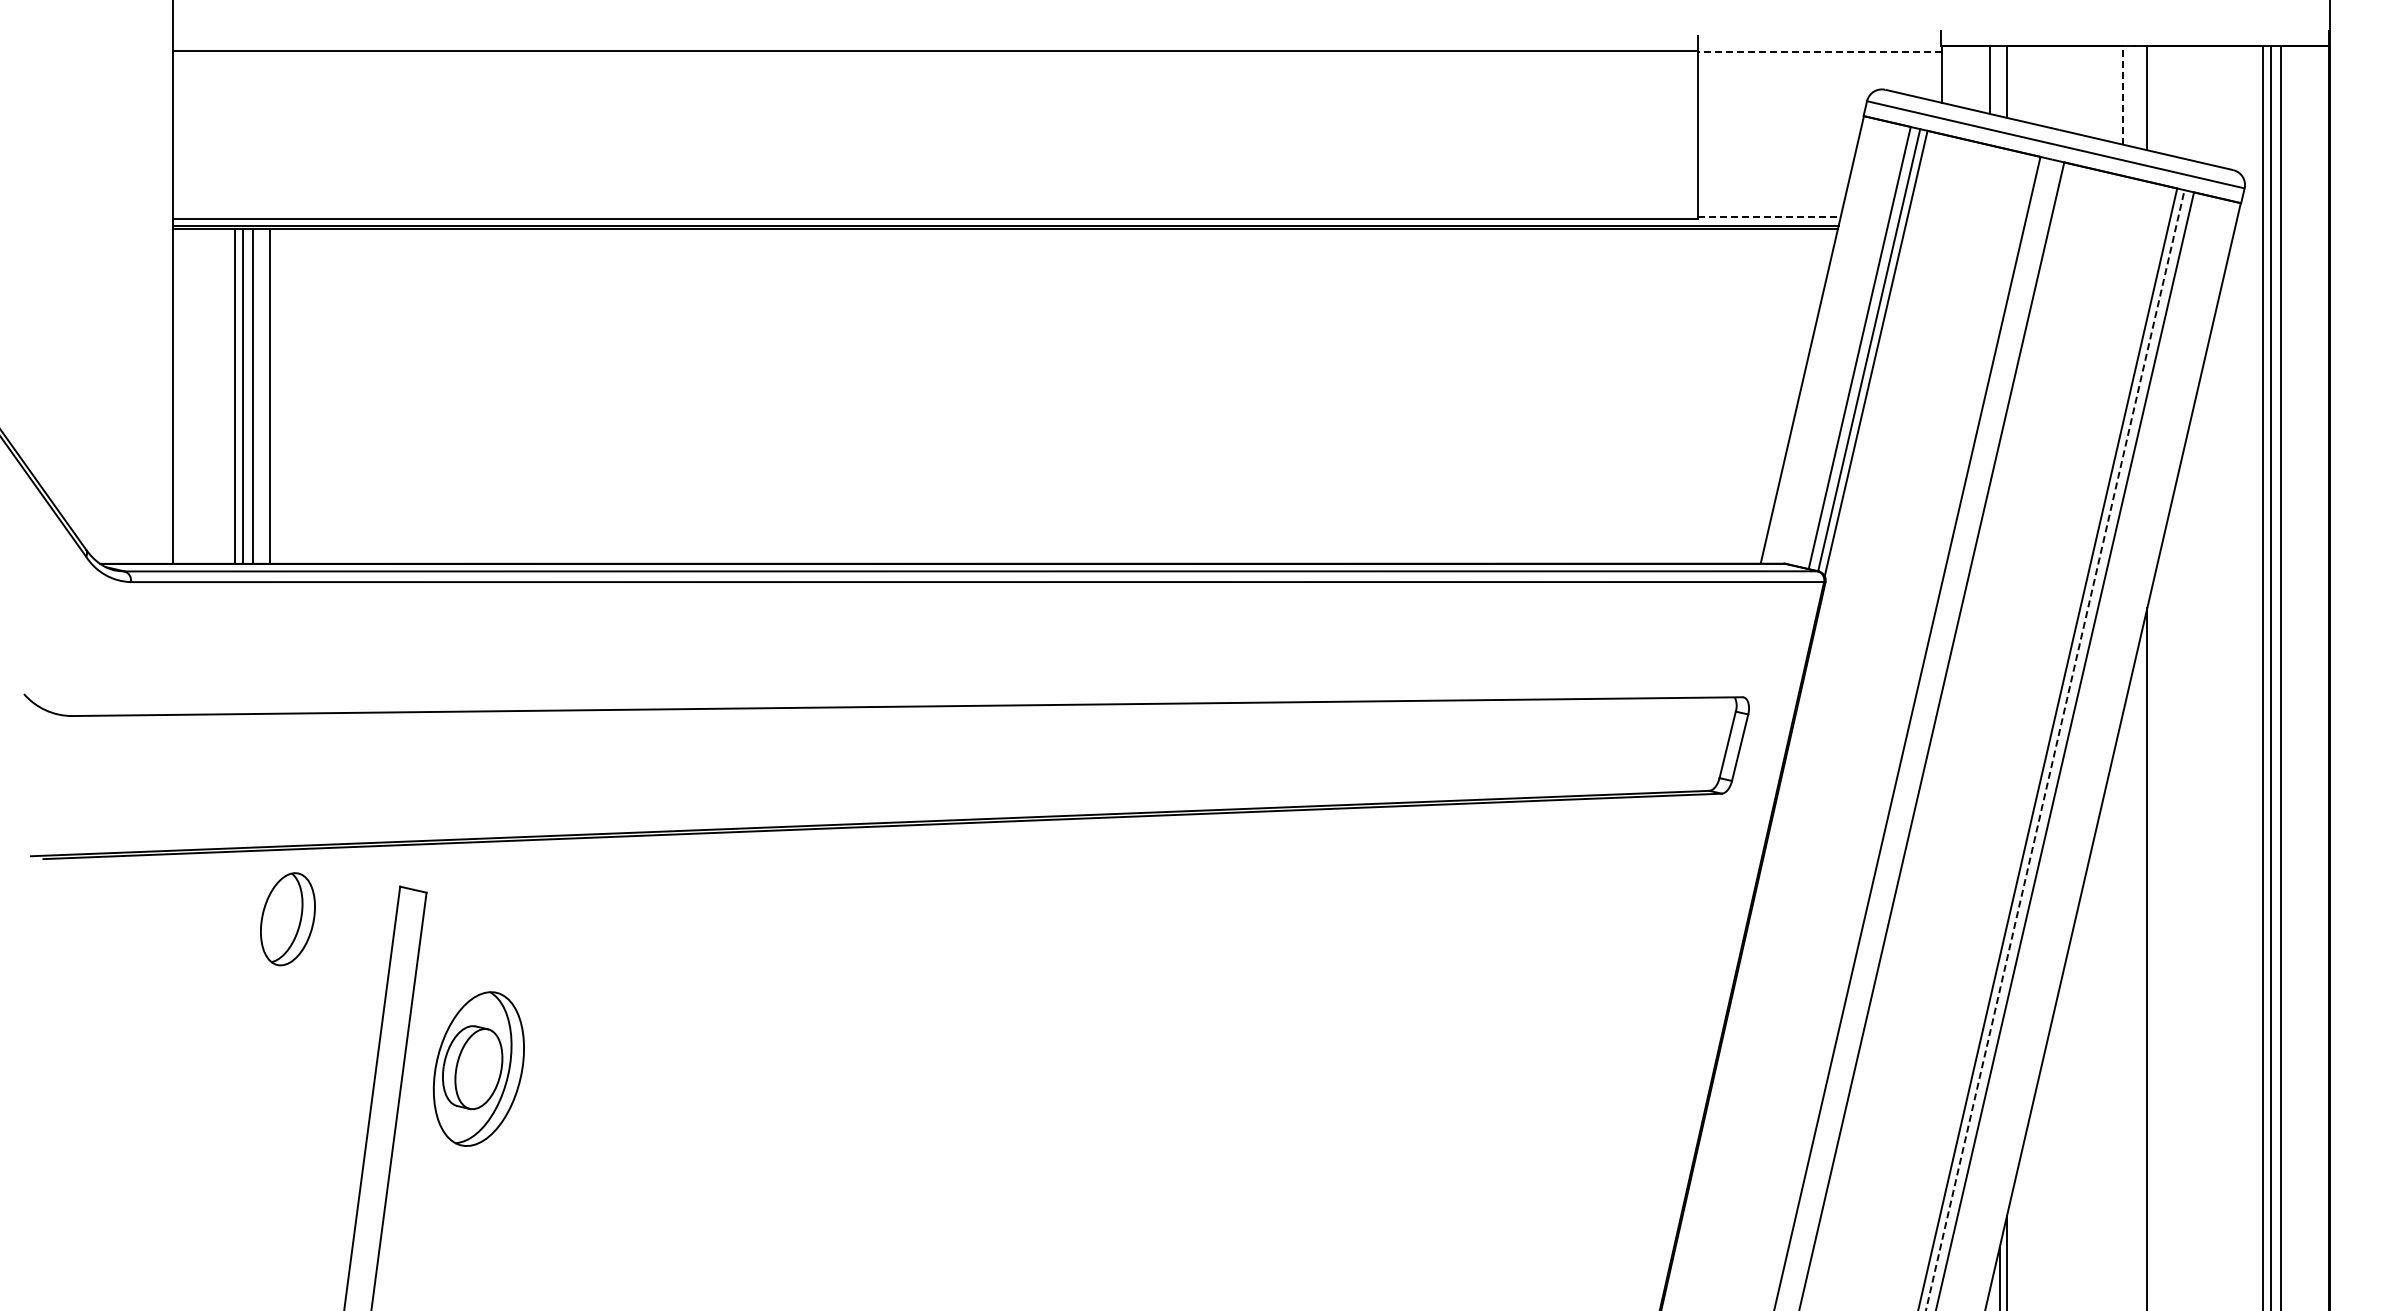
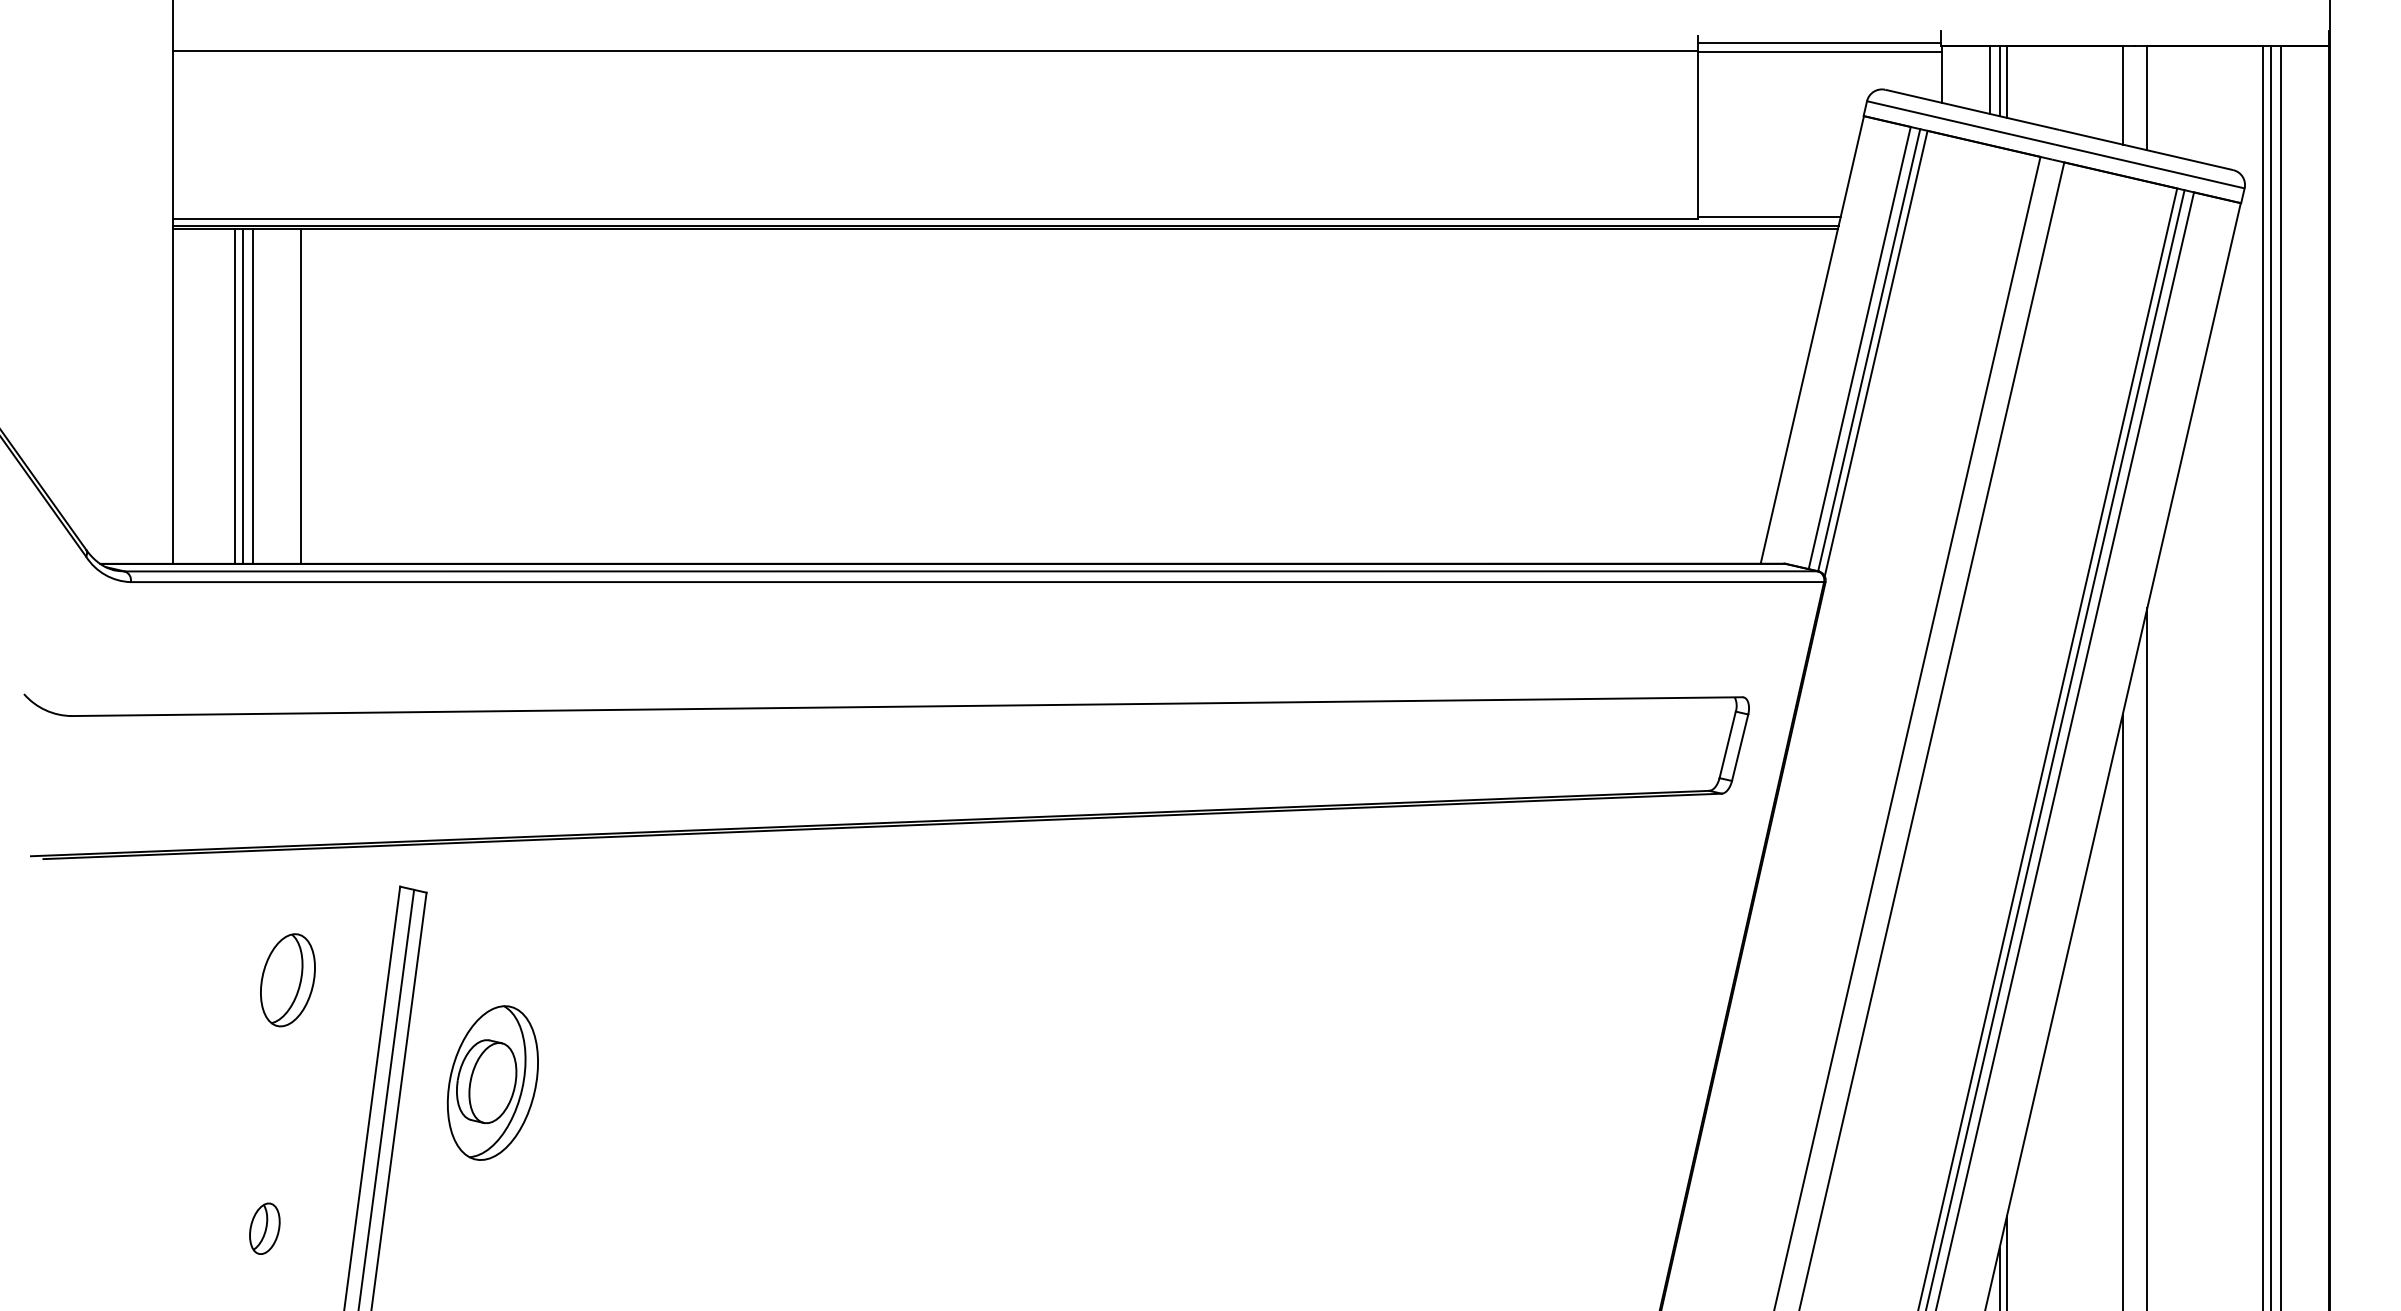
line: none -> present (1819, 42)
line: dashed -> solid (1819, 51)
line: none -> present (1999, 80)
line: dashed -> solid (2123, 94)
line: dashed -> solid (1769, 216)
line position: (269, 395) -> (300, 395) (300, 395)
line: dashed -> solid (2055, 750)
part position: (287, 919) -> (287, 980) (287, 980)
line: none -> present (2123, 1010)
part position: (478, 1068) -> (492, 1082) (492, 1082)
line: none -> present (386, 1098)
part: none -> present (264, 1228)
